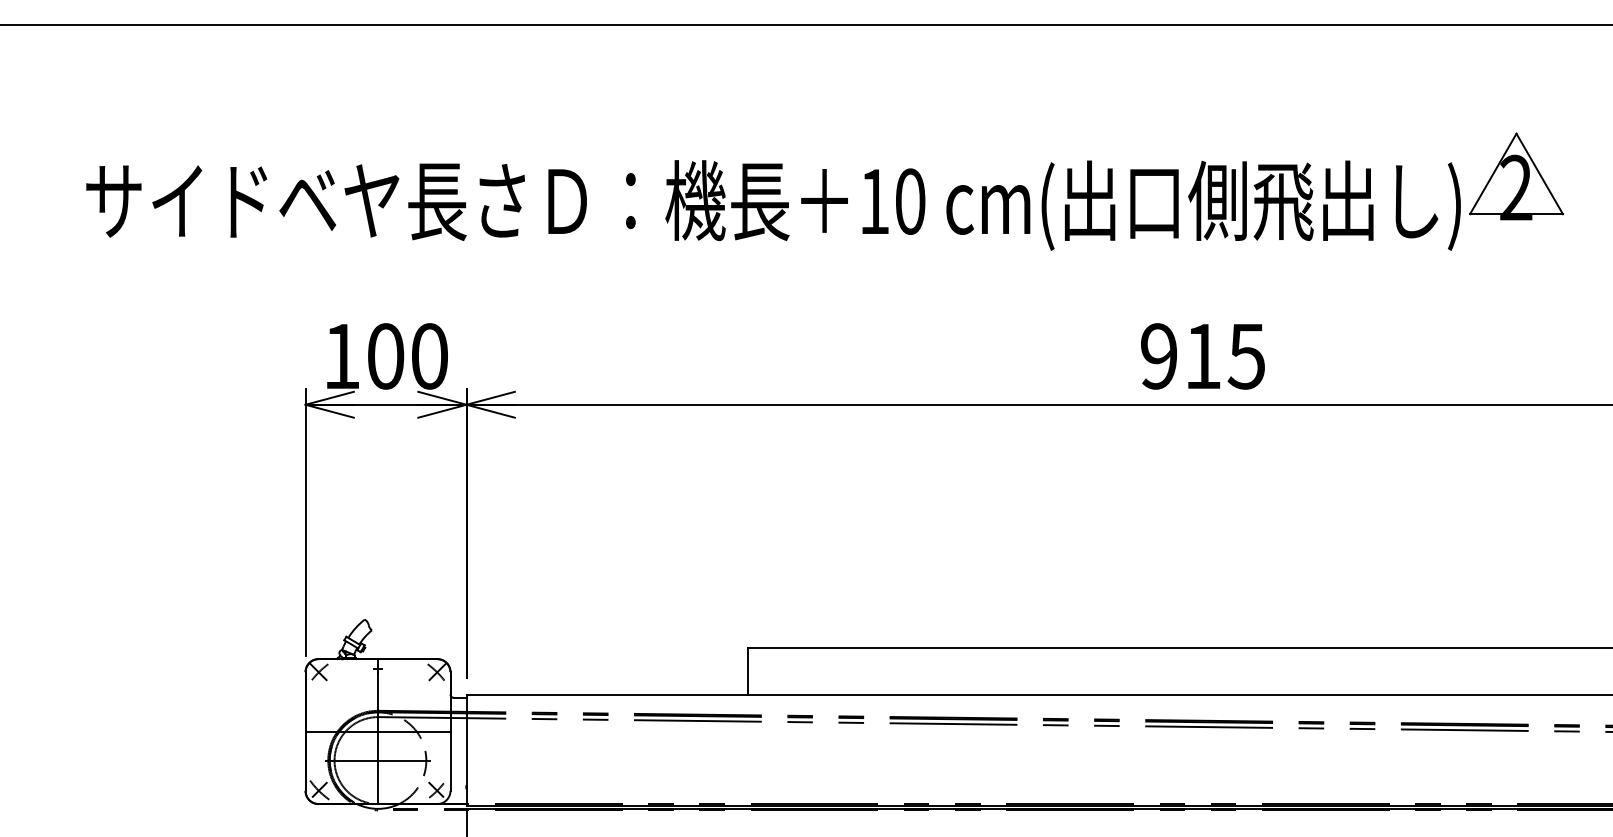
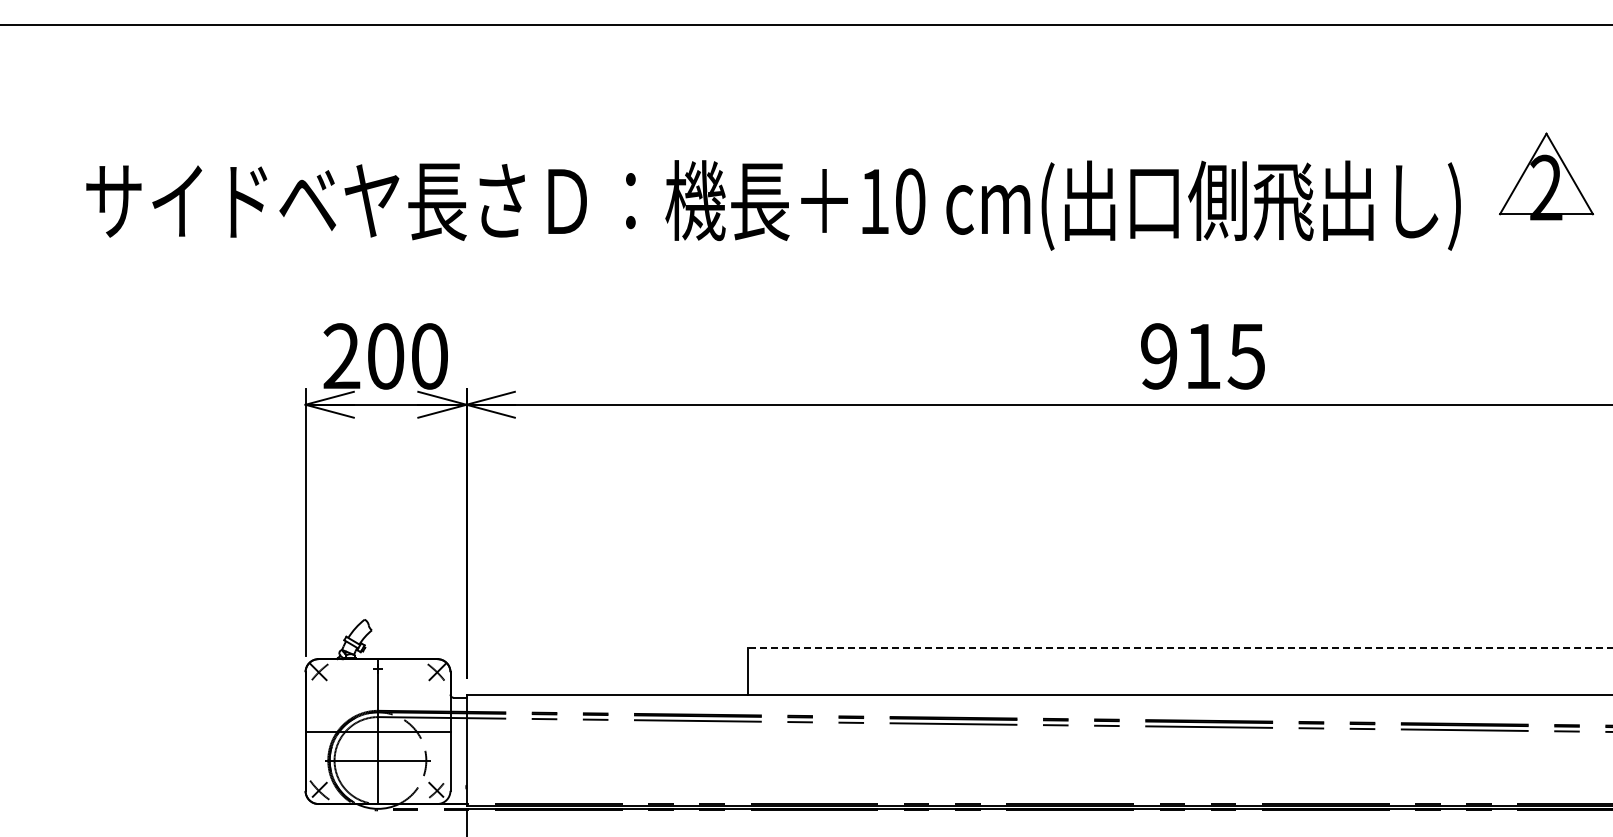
part position: (1516, 176) -> (1546, 176) (1546, 176)
text: 100 -> 200 (341, 355)
line: solid -> dashed (1180, 647)
